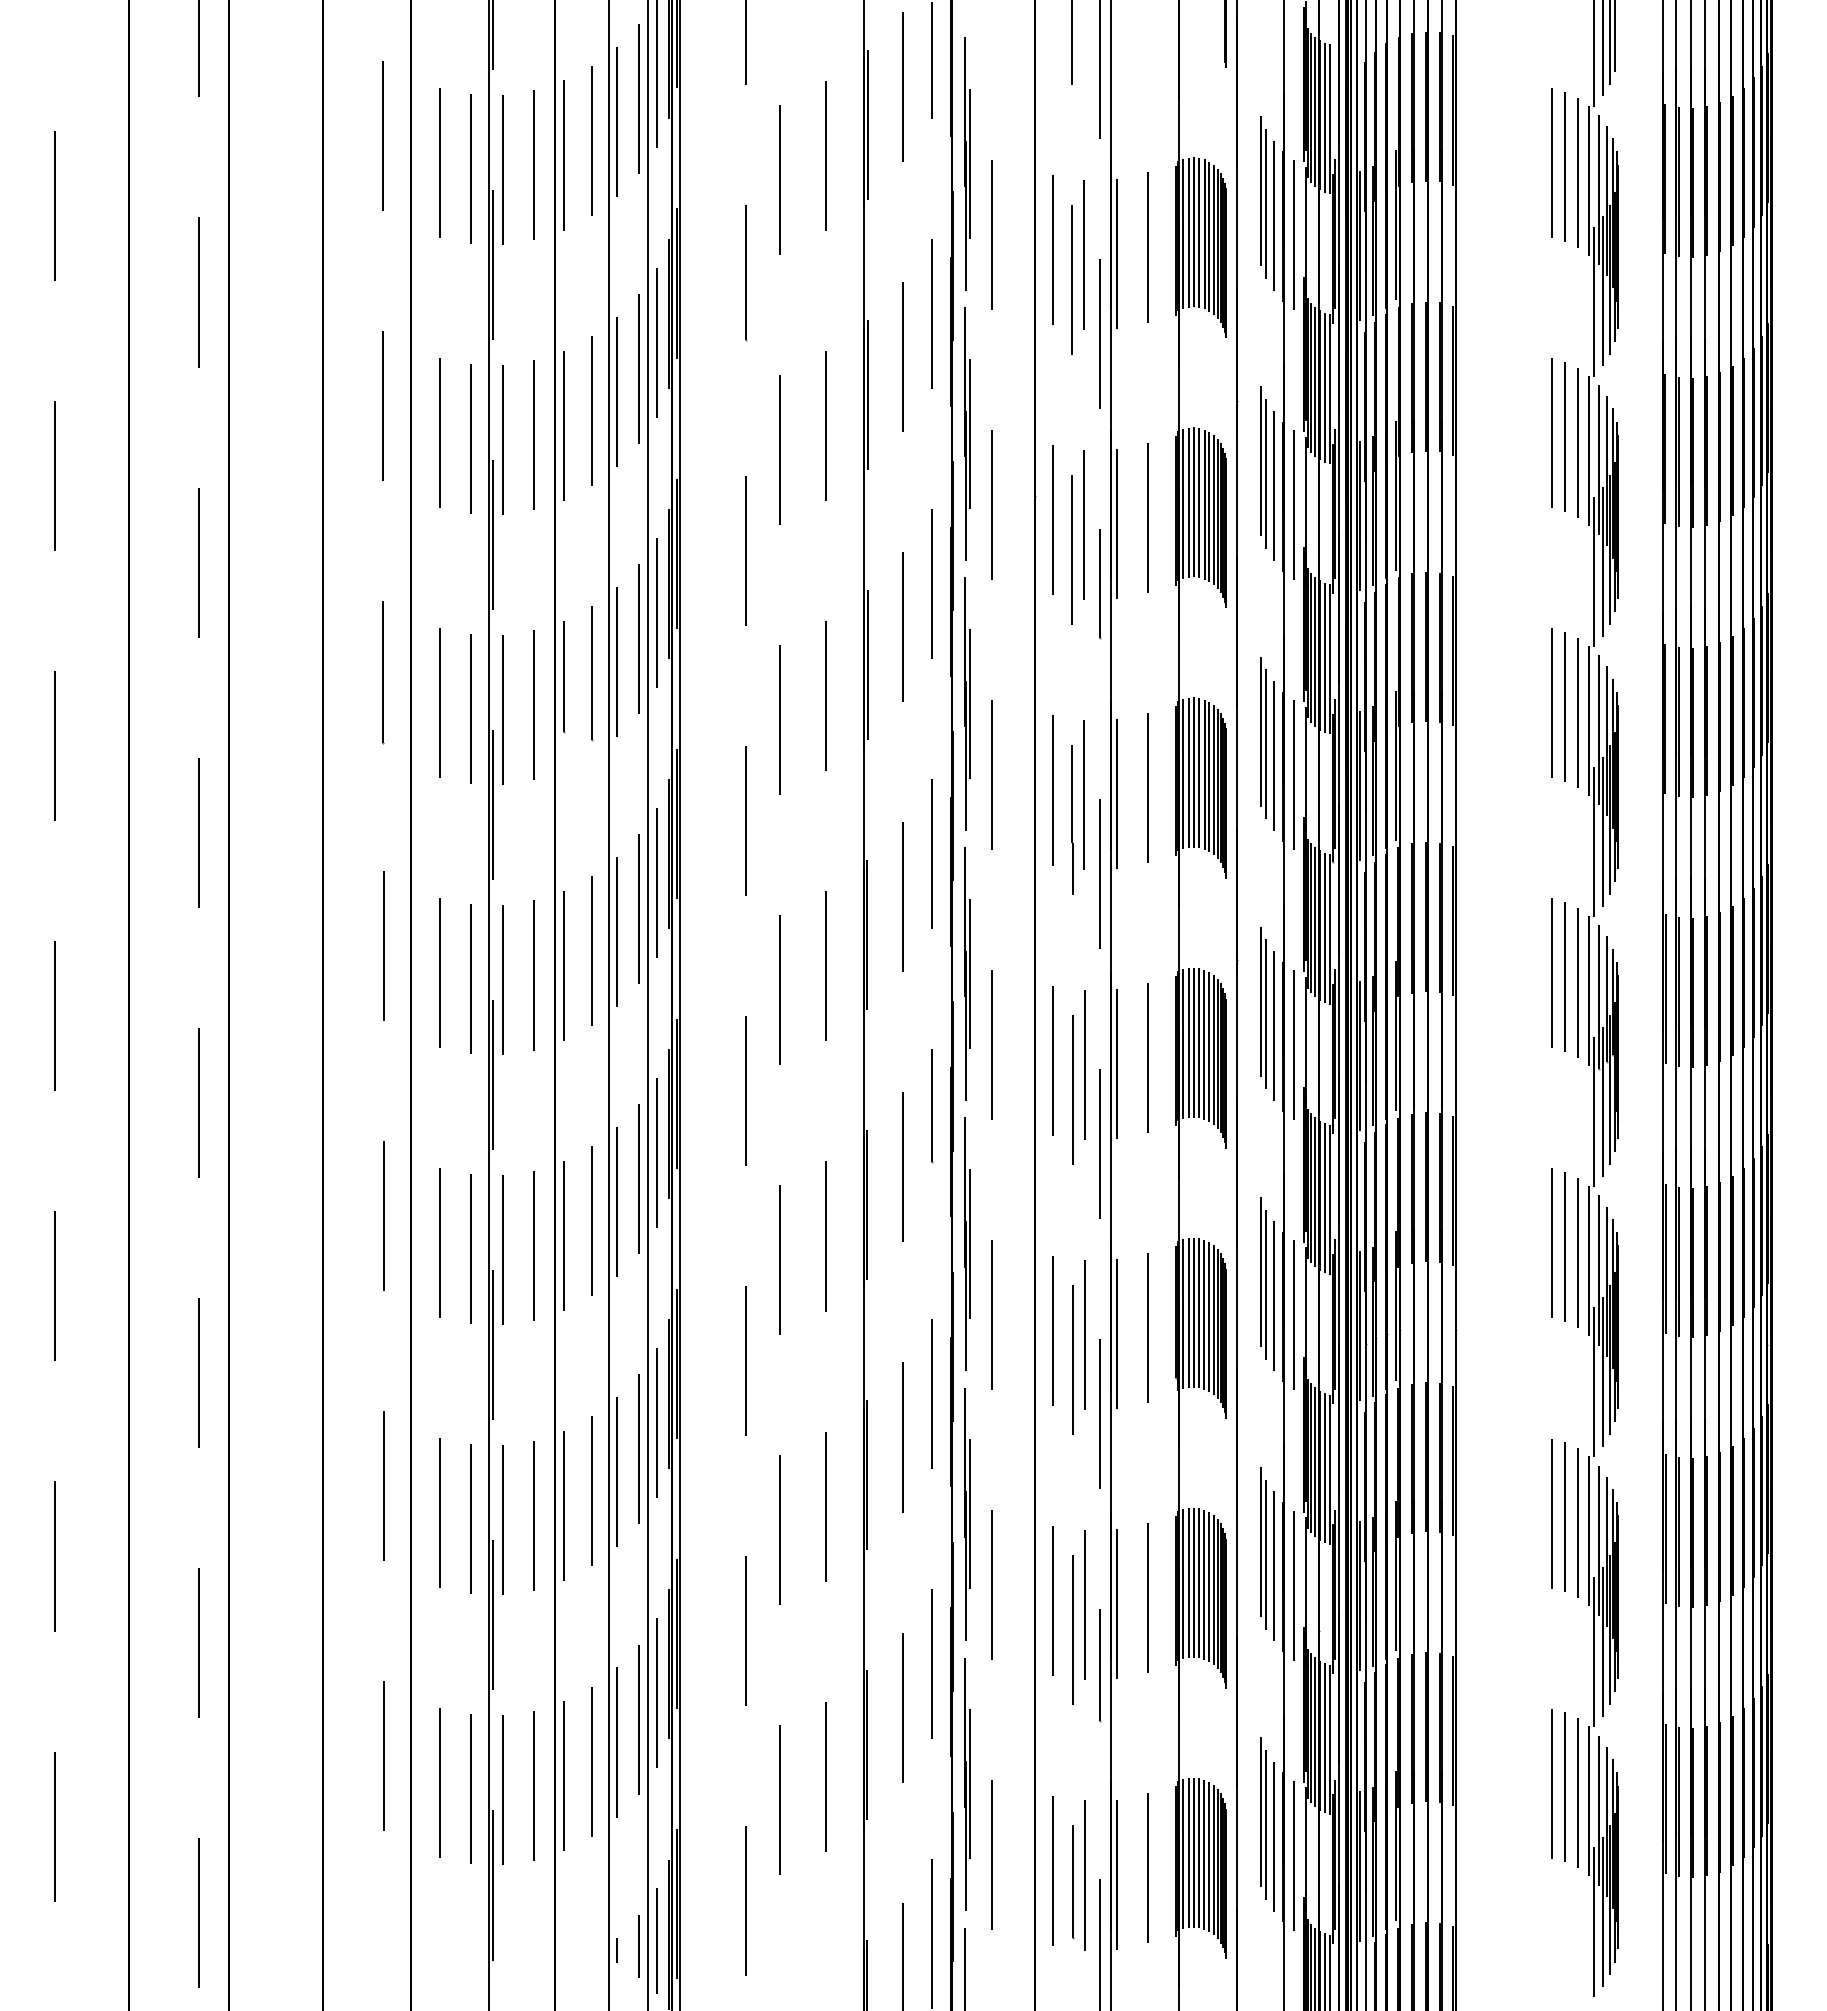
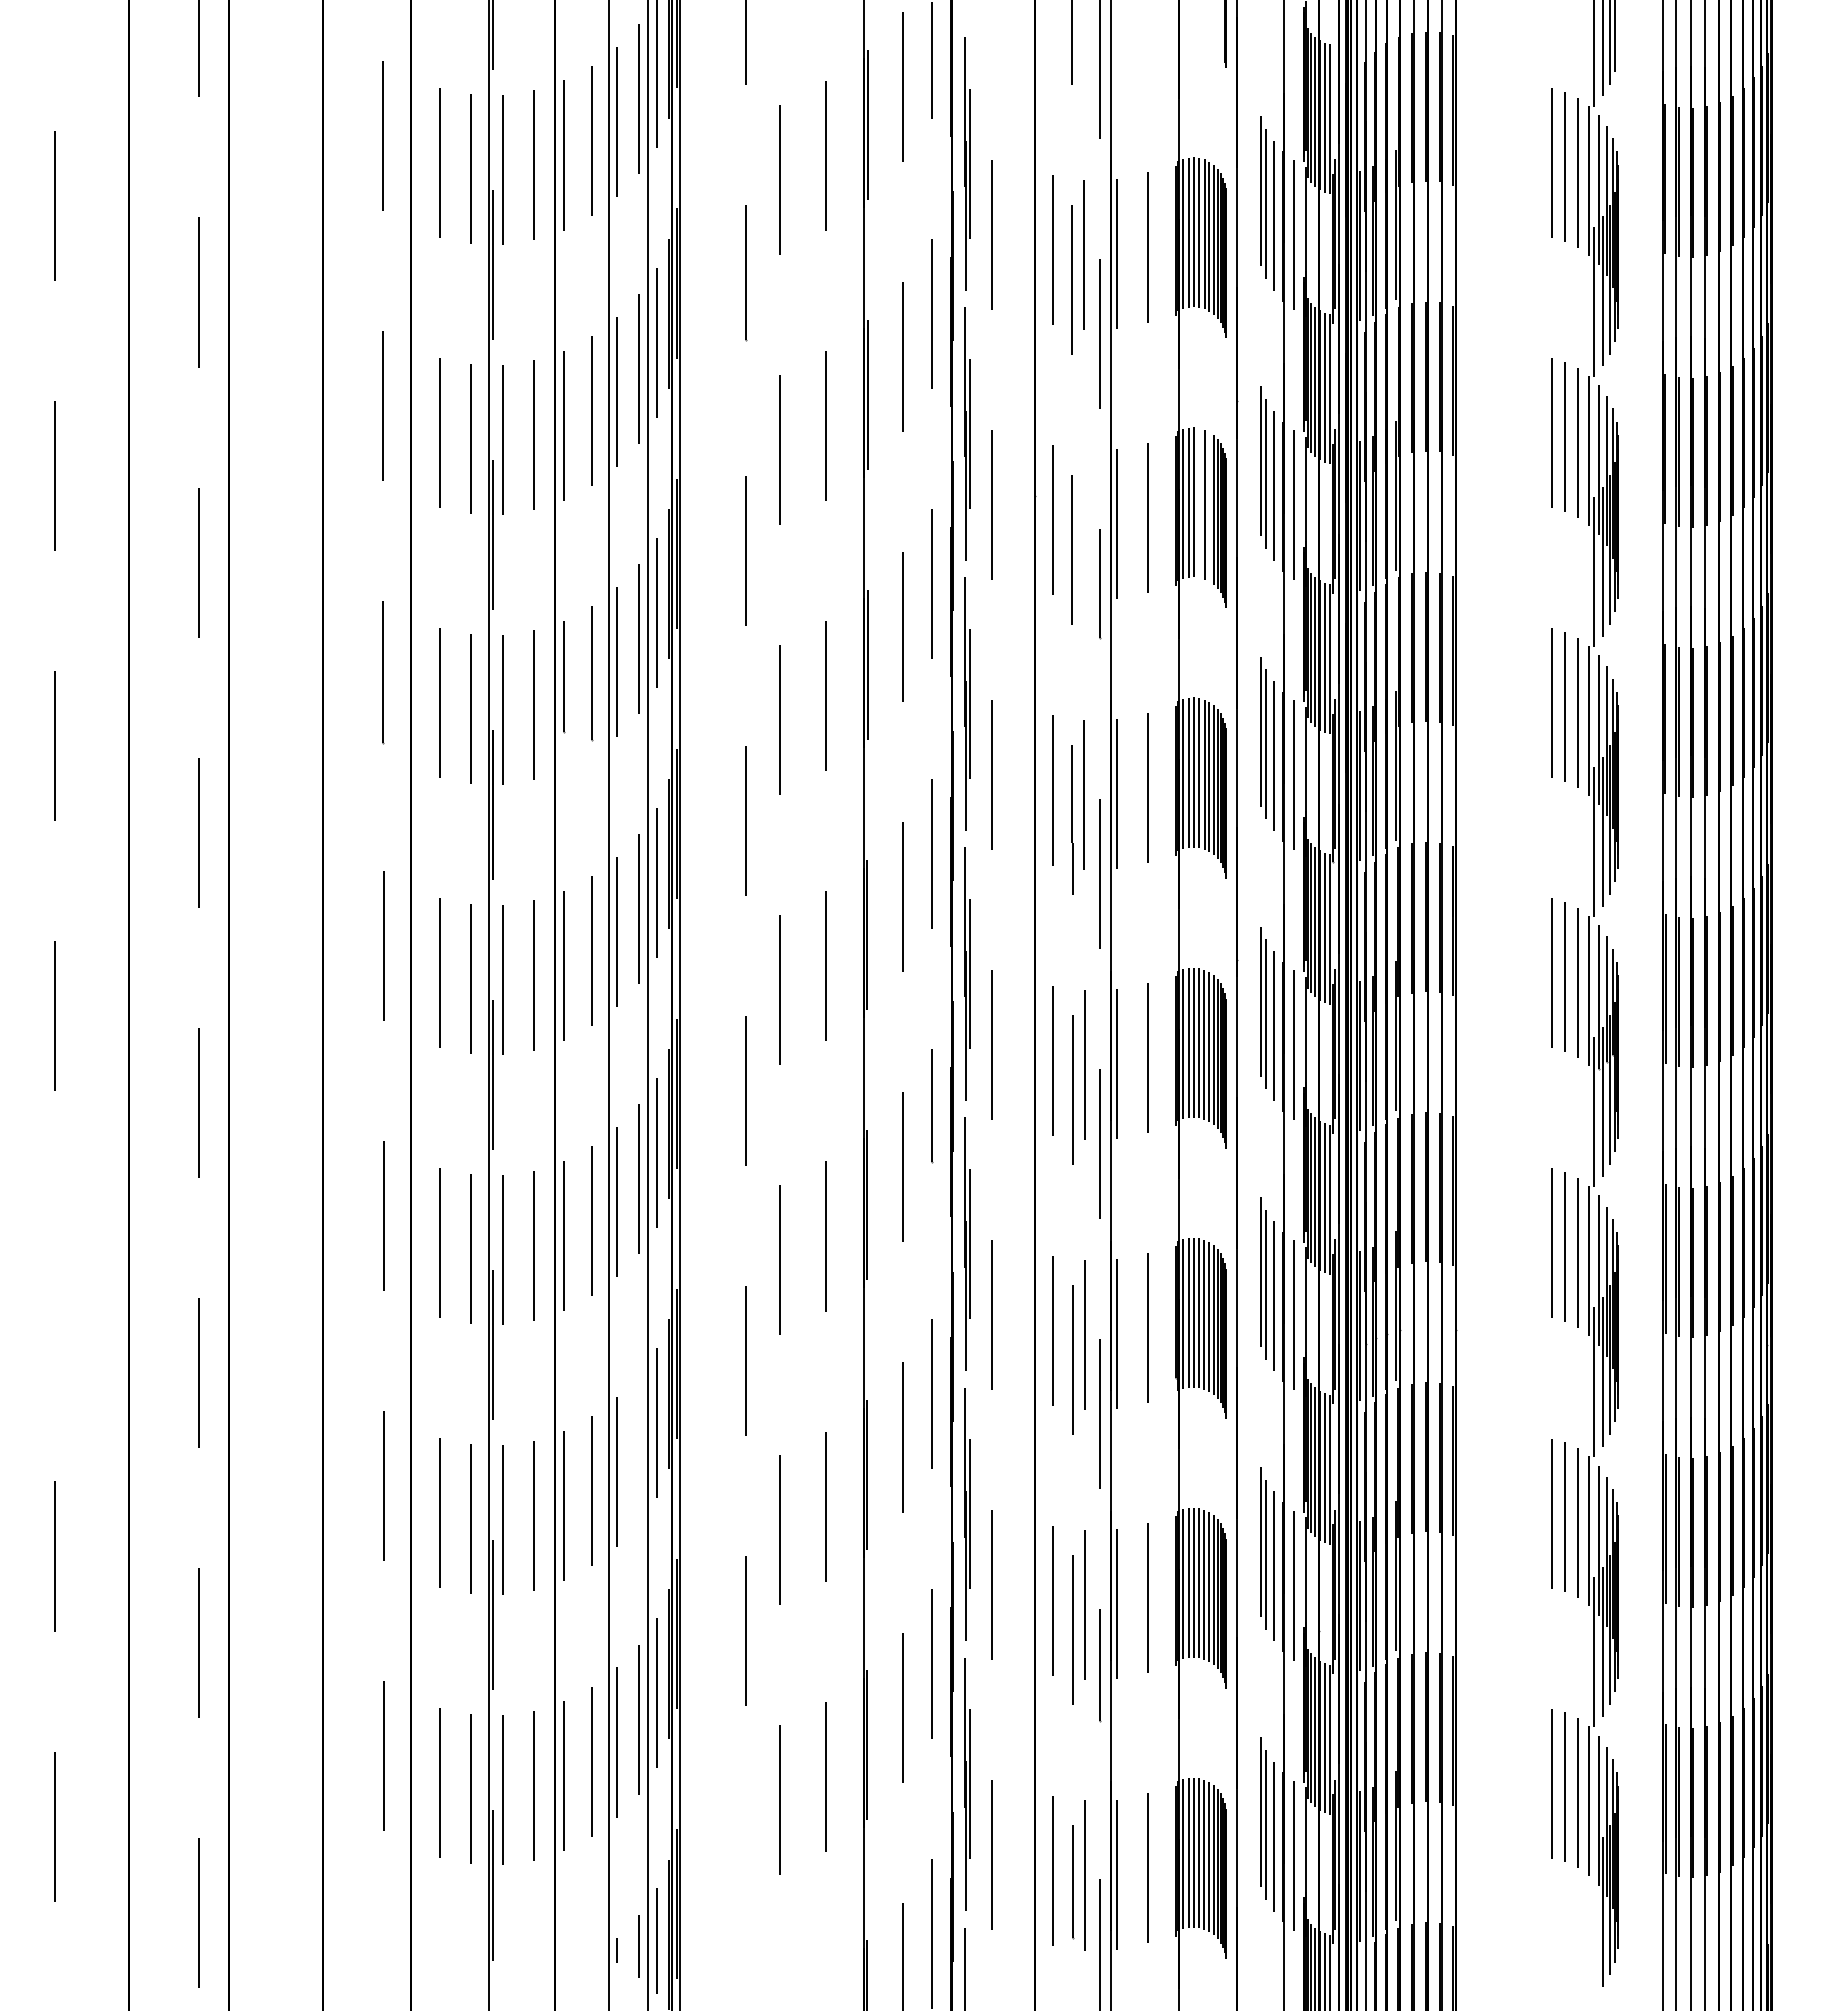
line: present -> none (1199, 503)
line: present -> none (1209, 506)
line: present -> none (1084, 525)
line: present -> none (54, 1286)
line: present -> none (638, 1448)
line: present -> none (746, 1901)
line: present -> none (1593, 1922)
